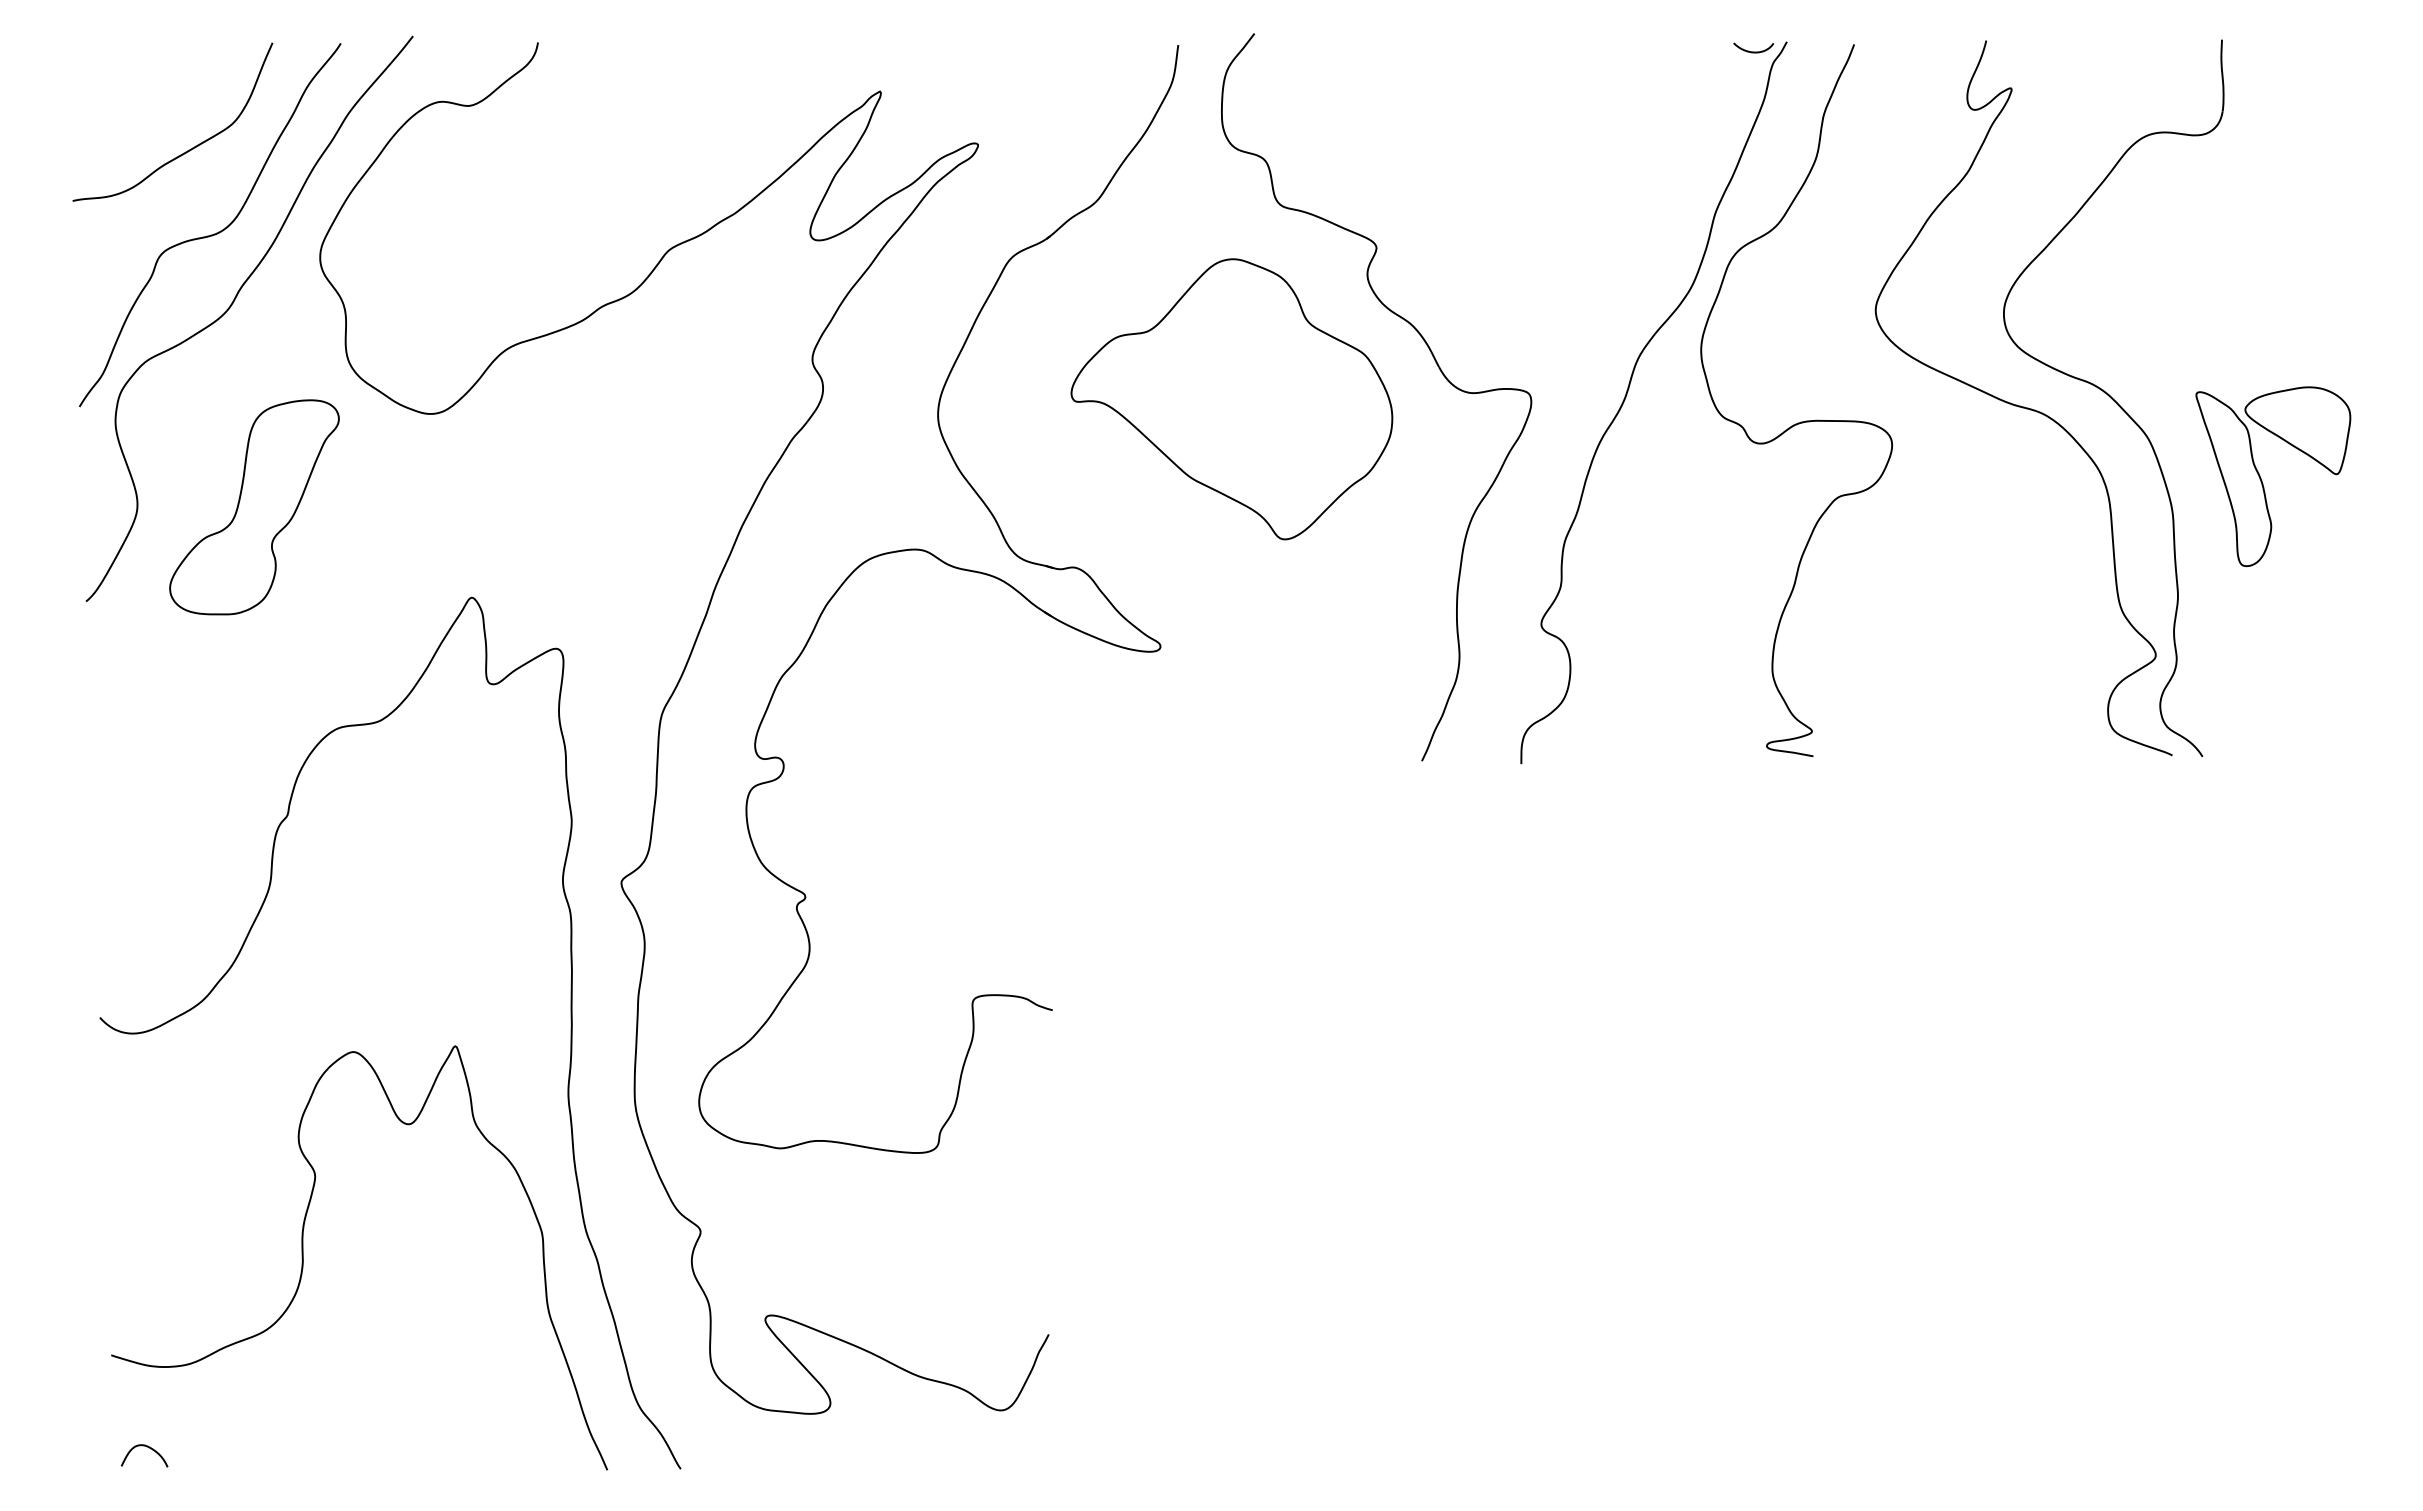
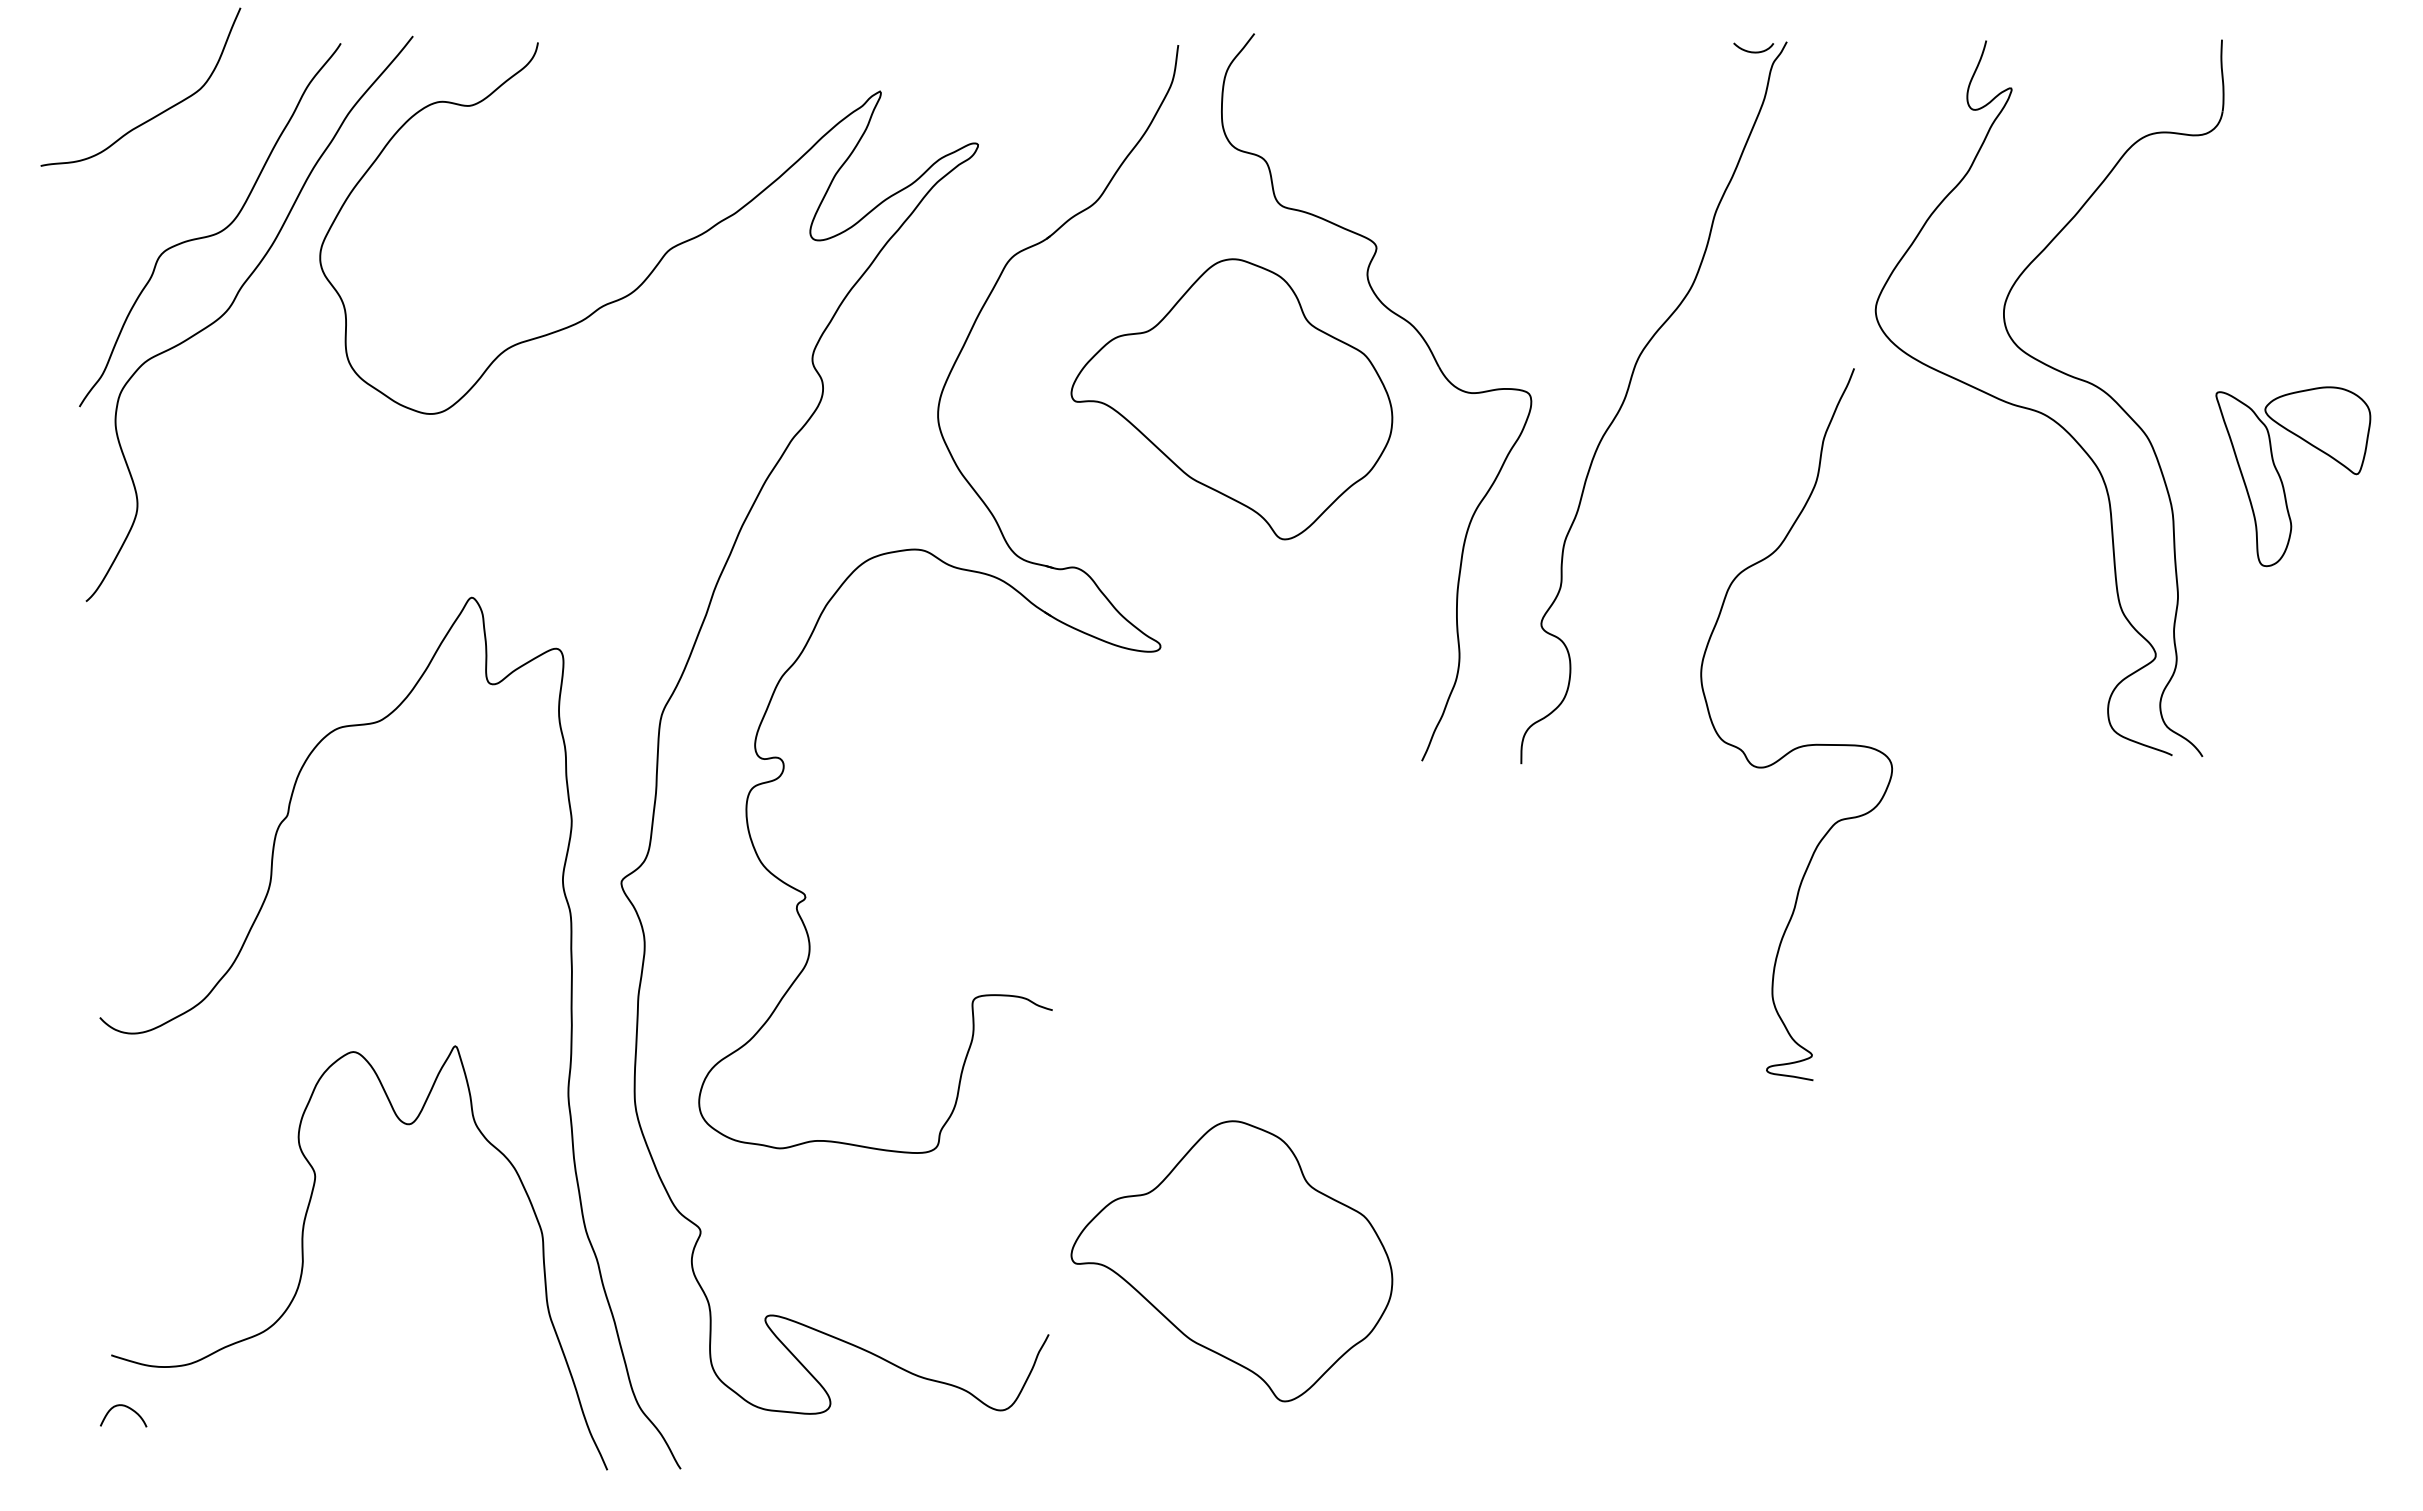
curve position: (190, 148) -> (158, 113) (158, 113)
curve position: (1801, 421) -> (1801, 745) (1801, 745)
part position: (2262, 480) -> (2282, 480) (2282, 480)
part: present -> none (254, 507)
part: none -> present (1231, 1261)
curve position: (146, 1447) -> (125, 1407) (125, 1407)
